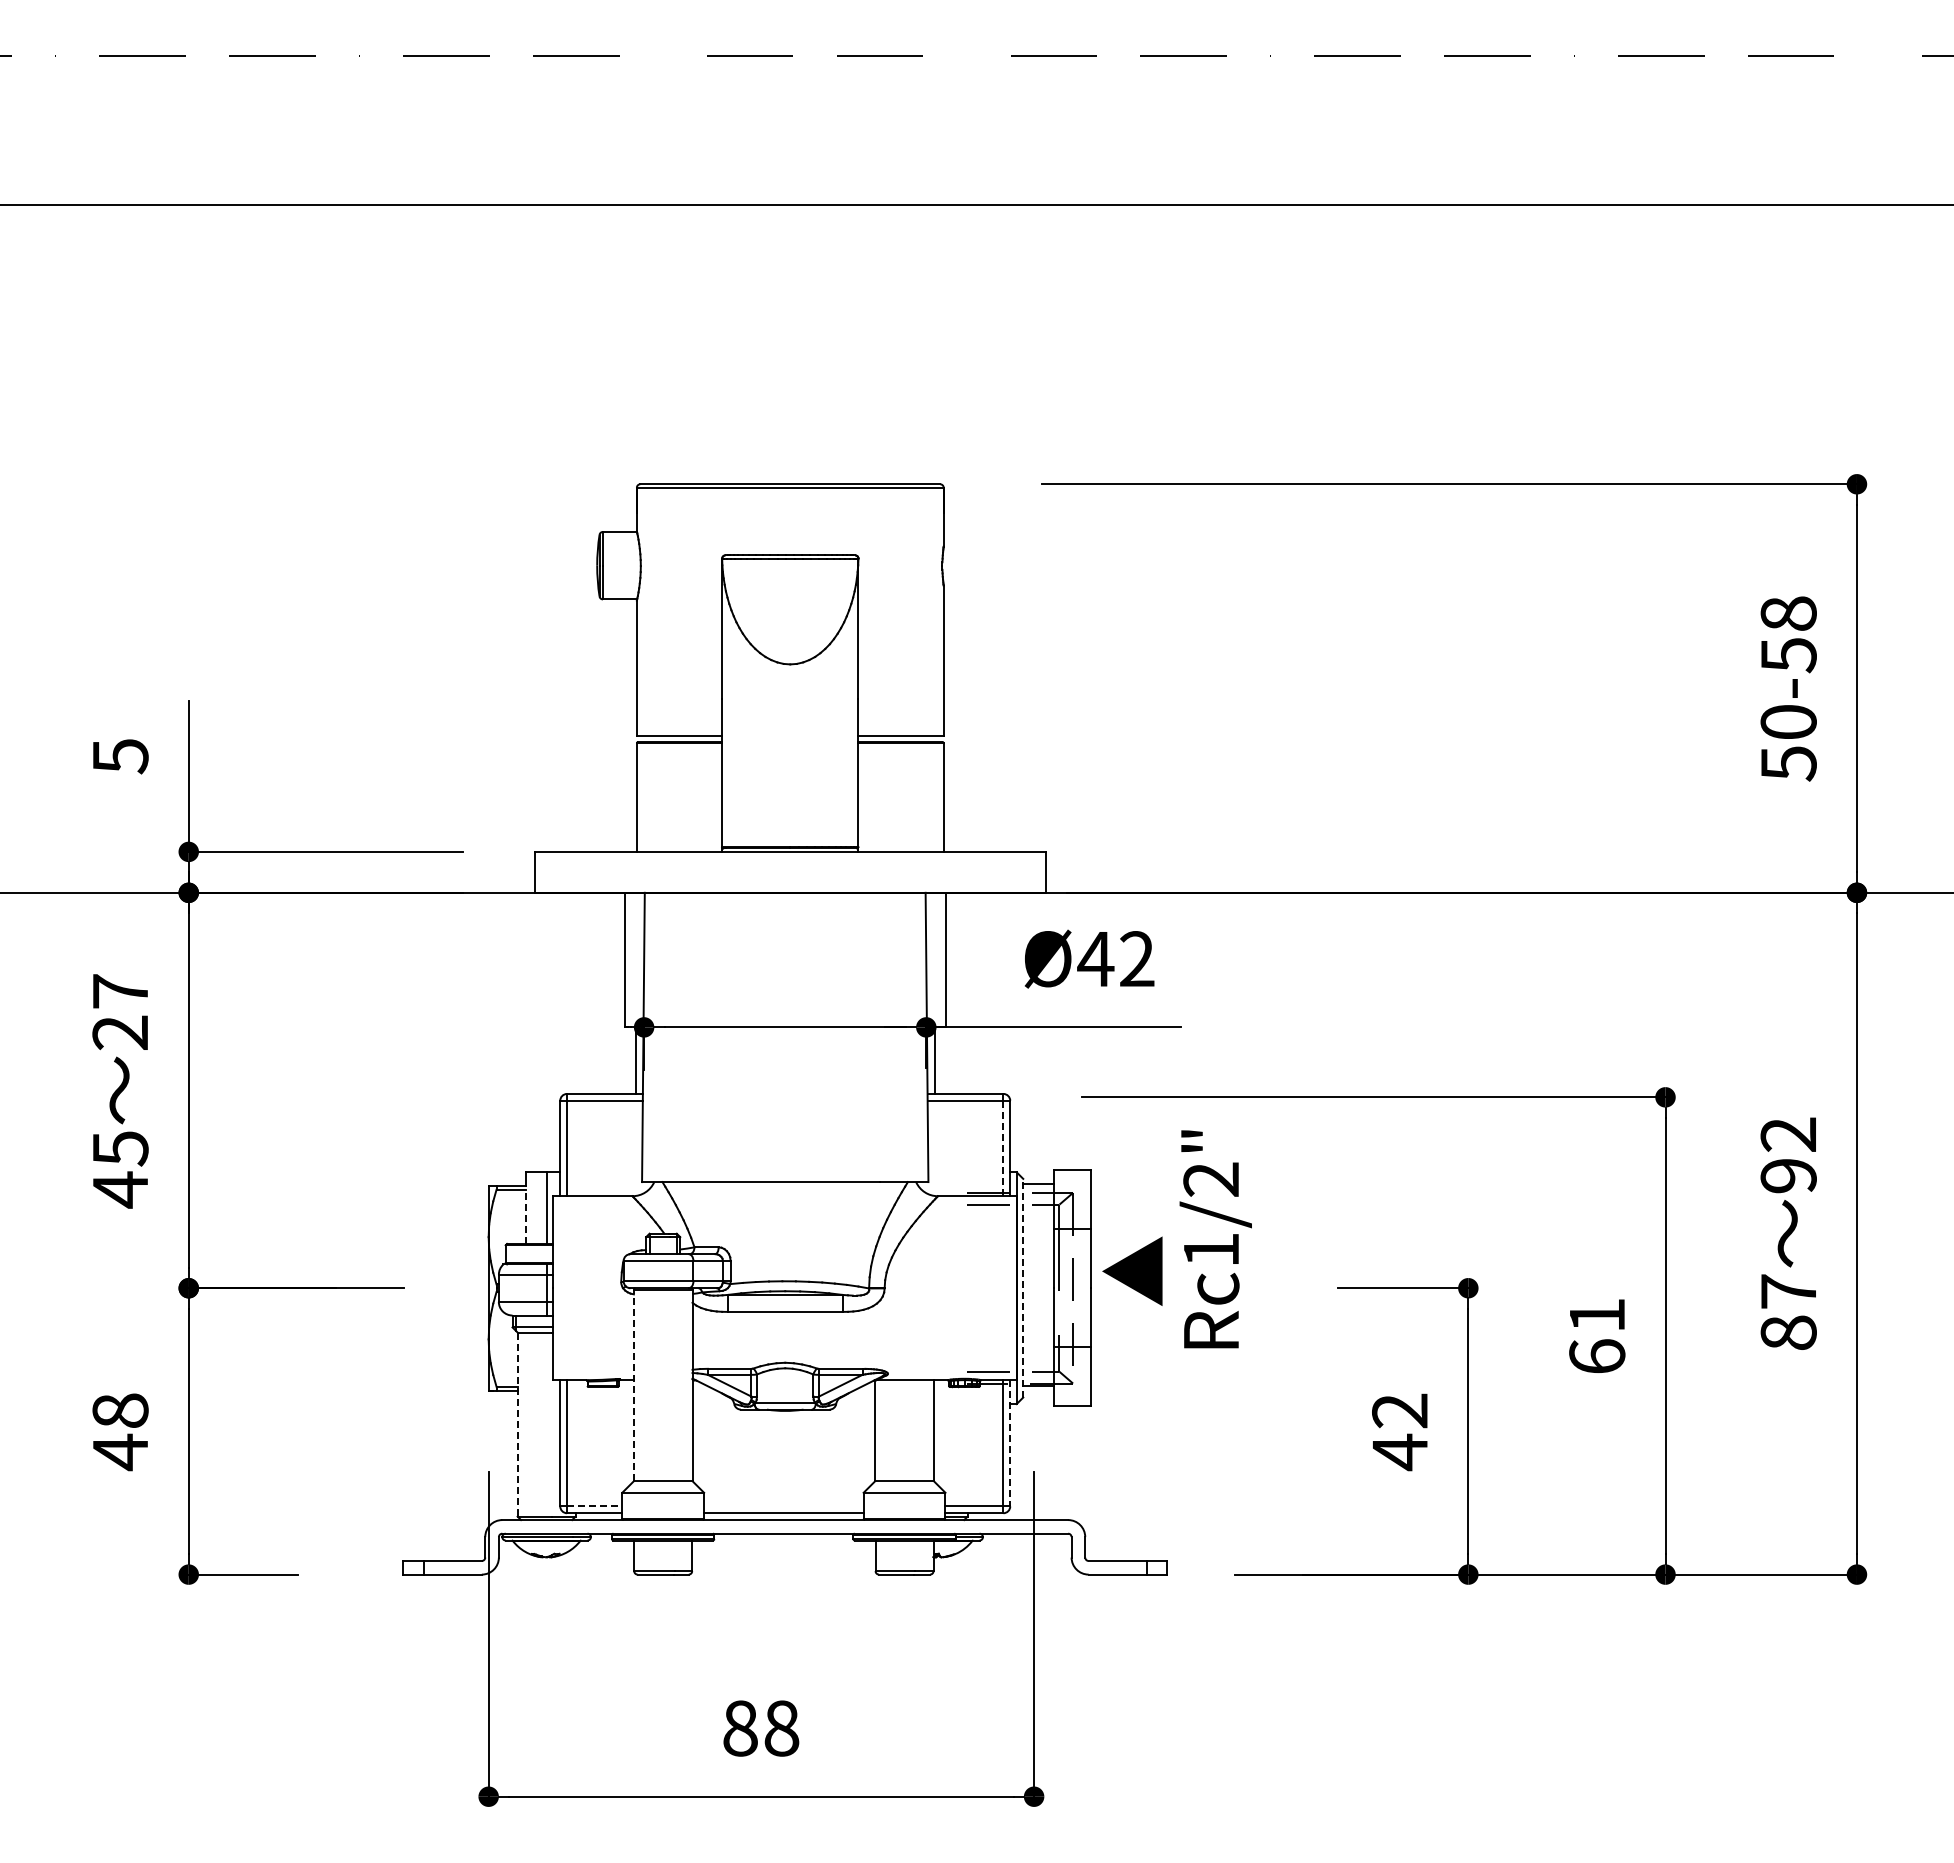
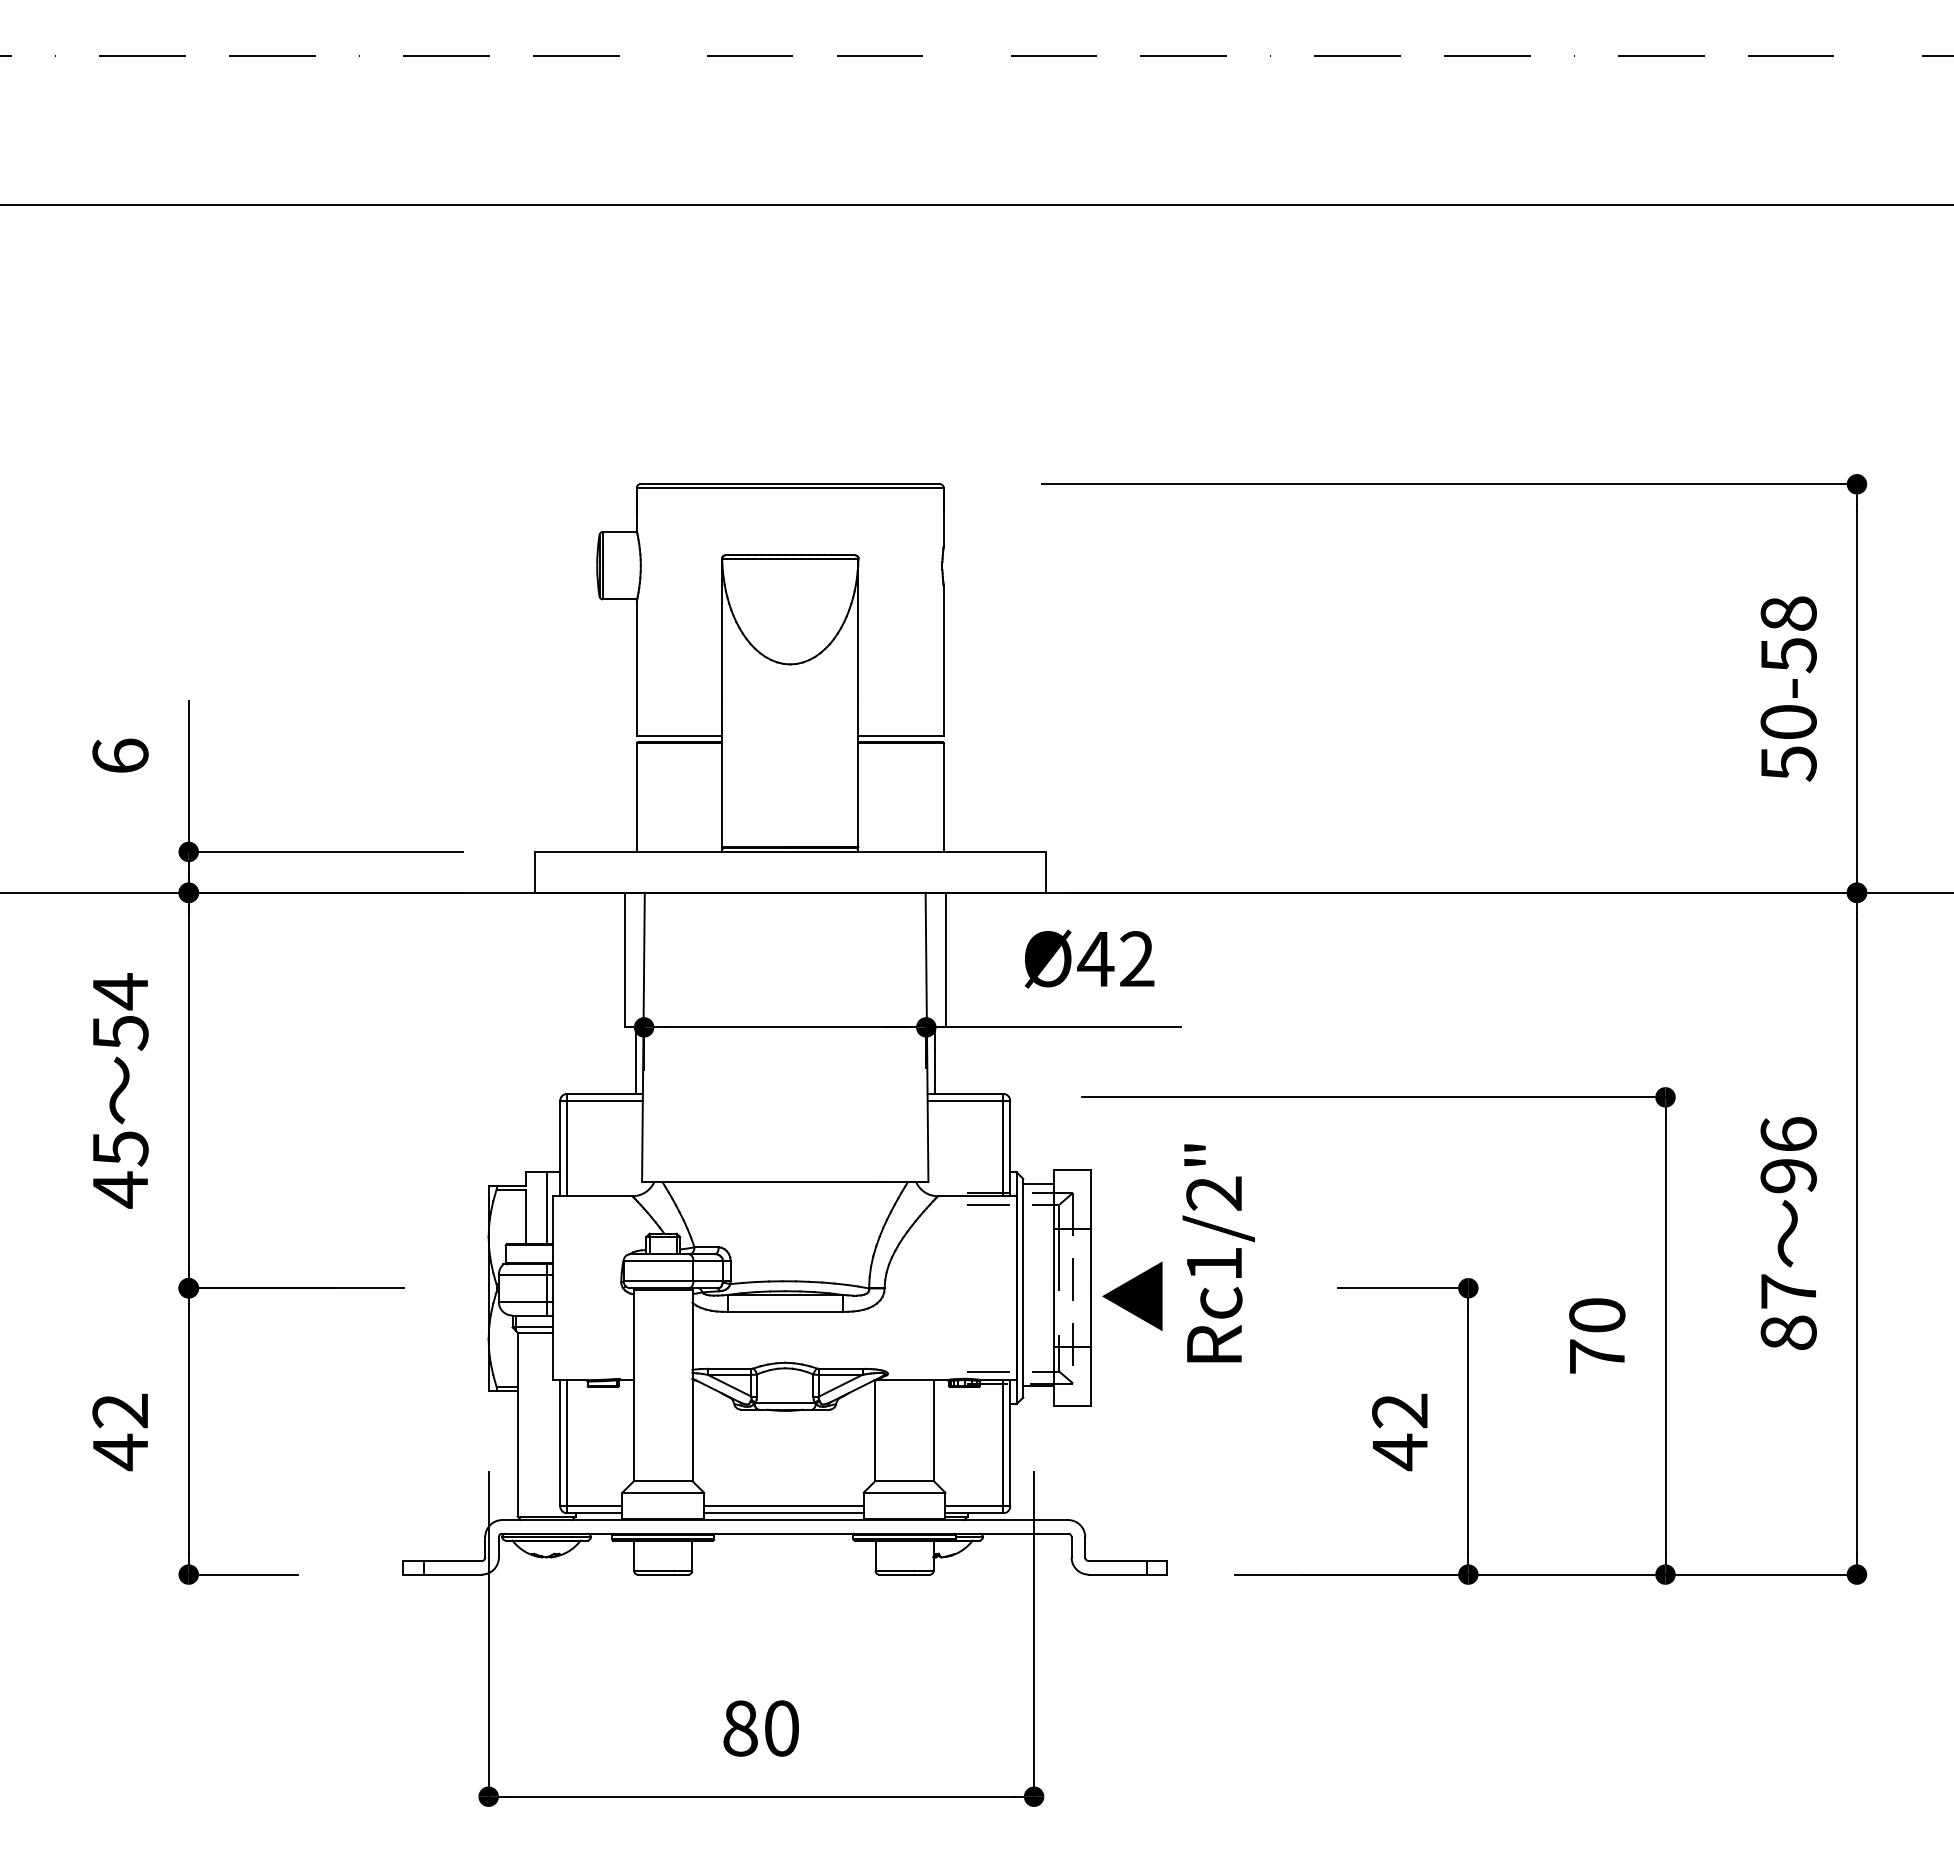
text: 5 -> 6 (120, 756)
text: 27 -> 54 (120, 1012)
text: 92 -> 96 (1788, 1134)
line: dashed -> solid (1003, 1148)
line: dashed -> solid (526, 1216)
text position: (1215, 1239) -> (1218, 1253) (1218, 1253)
text position: (1132, 1270) -> (1132, 1295) (1132, 1295)
line: dashed -> solid (1023, 1287)
text: 61 -> 70 (1597, 1335)
line: dashed -> solid (633, 1385)
text: 48 -> 42 (120, 1410)
line: dashed -> solid (517, 1425)
line: dashed -> solid (1010, 1443)
line: dashed -> solid (594, 1506)
line: none -> present (783, 1506)
text: 88 -> 80 (781, 1728)
